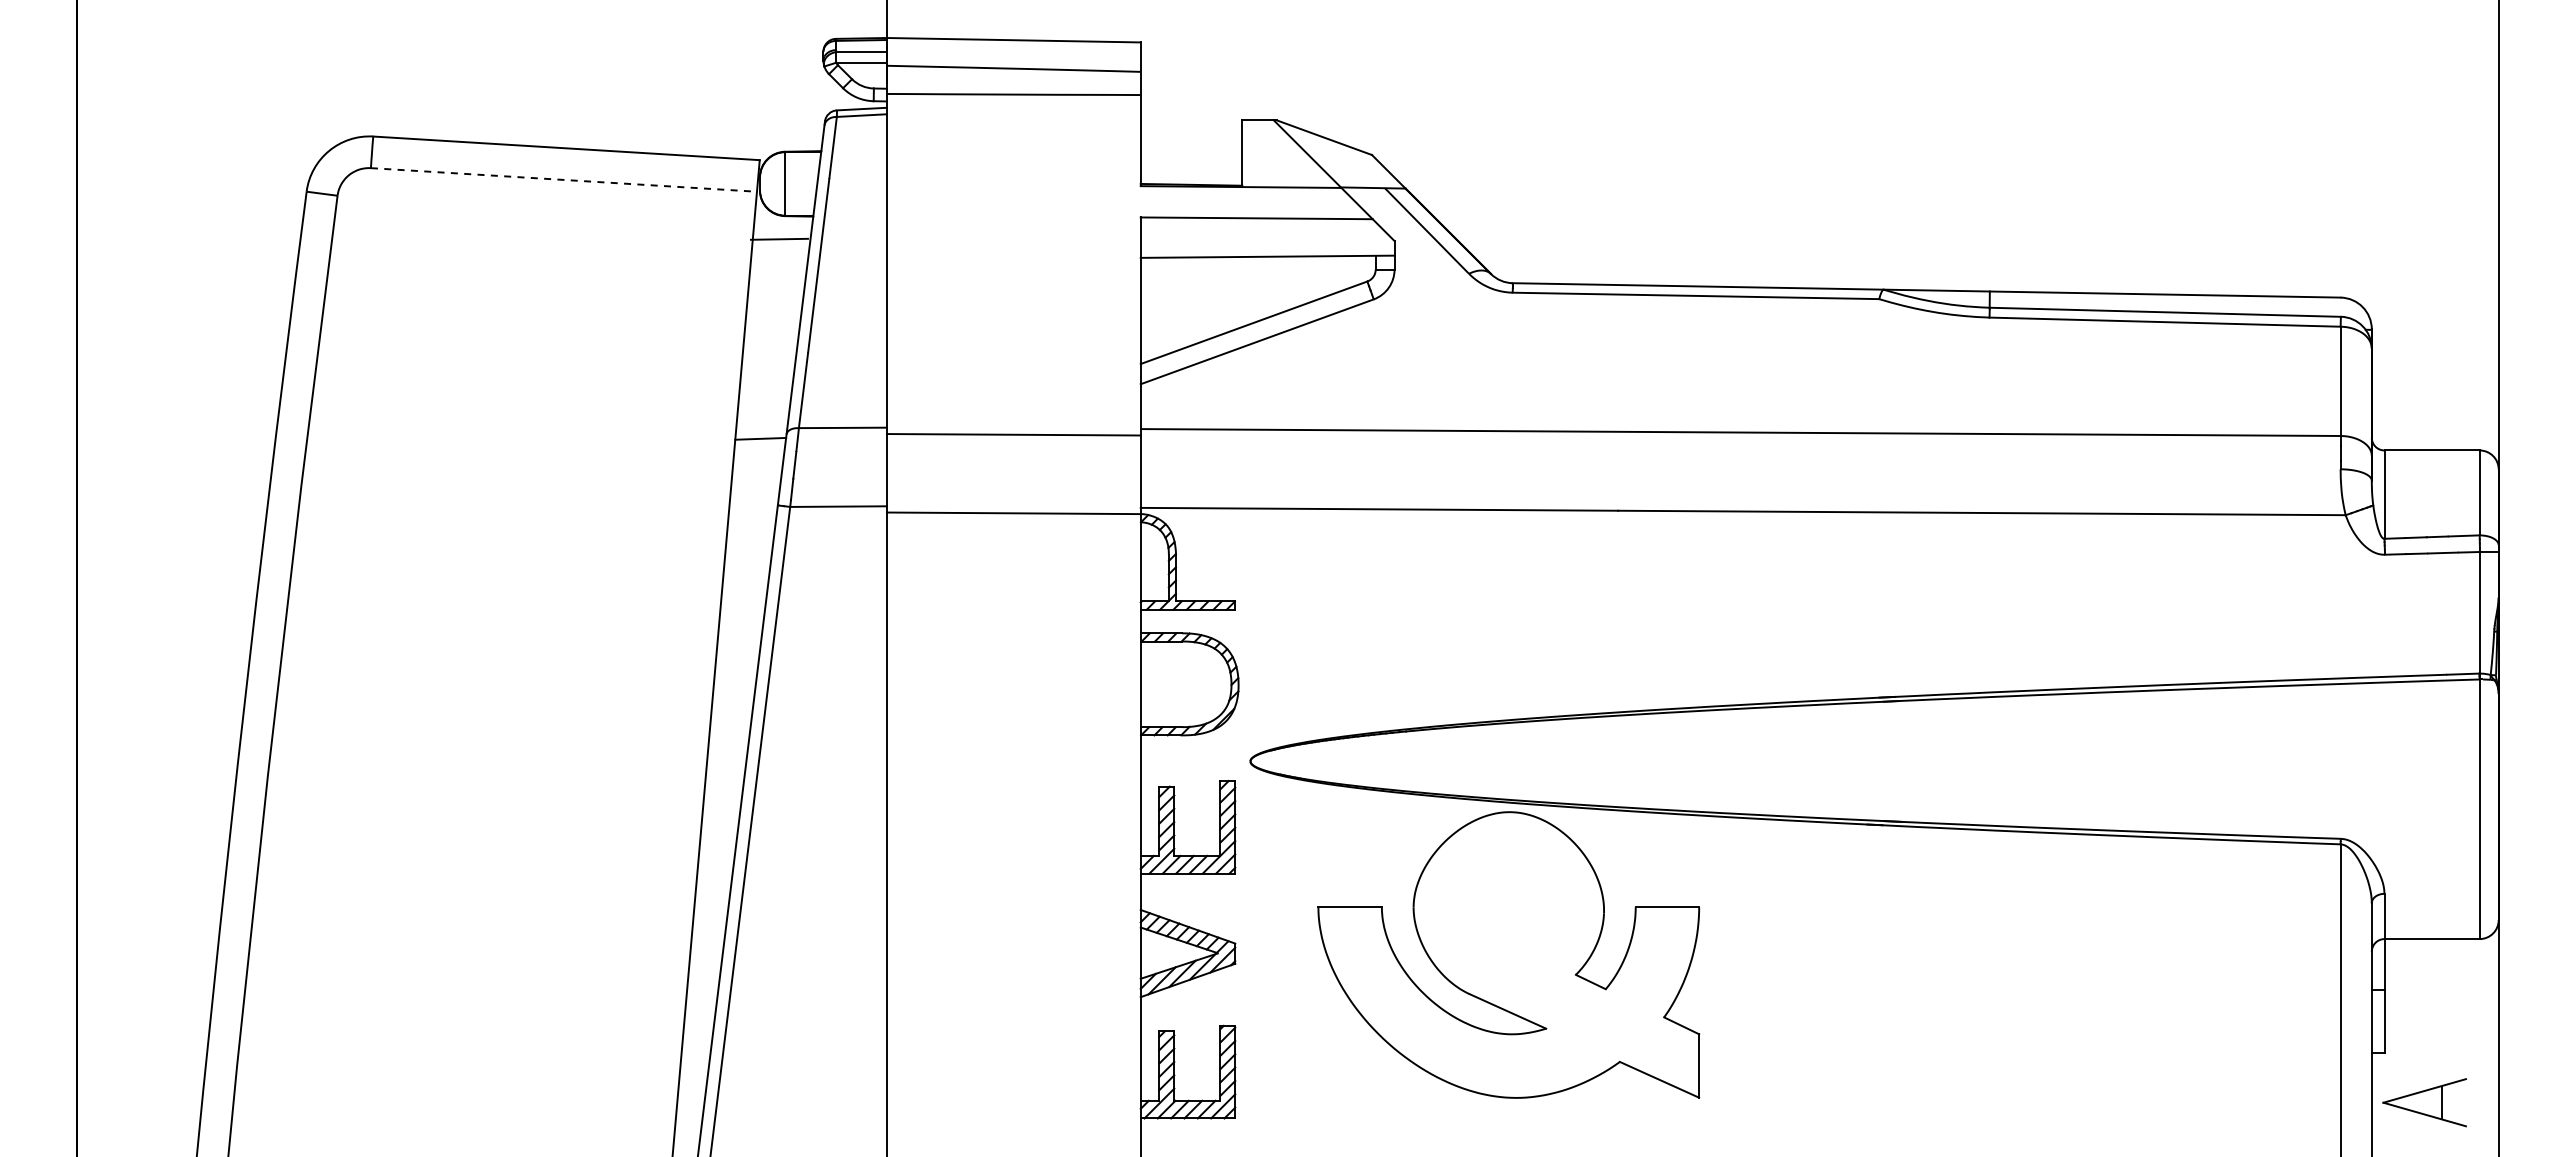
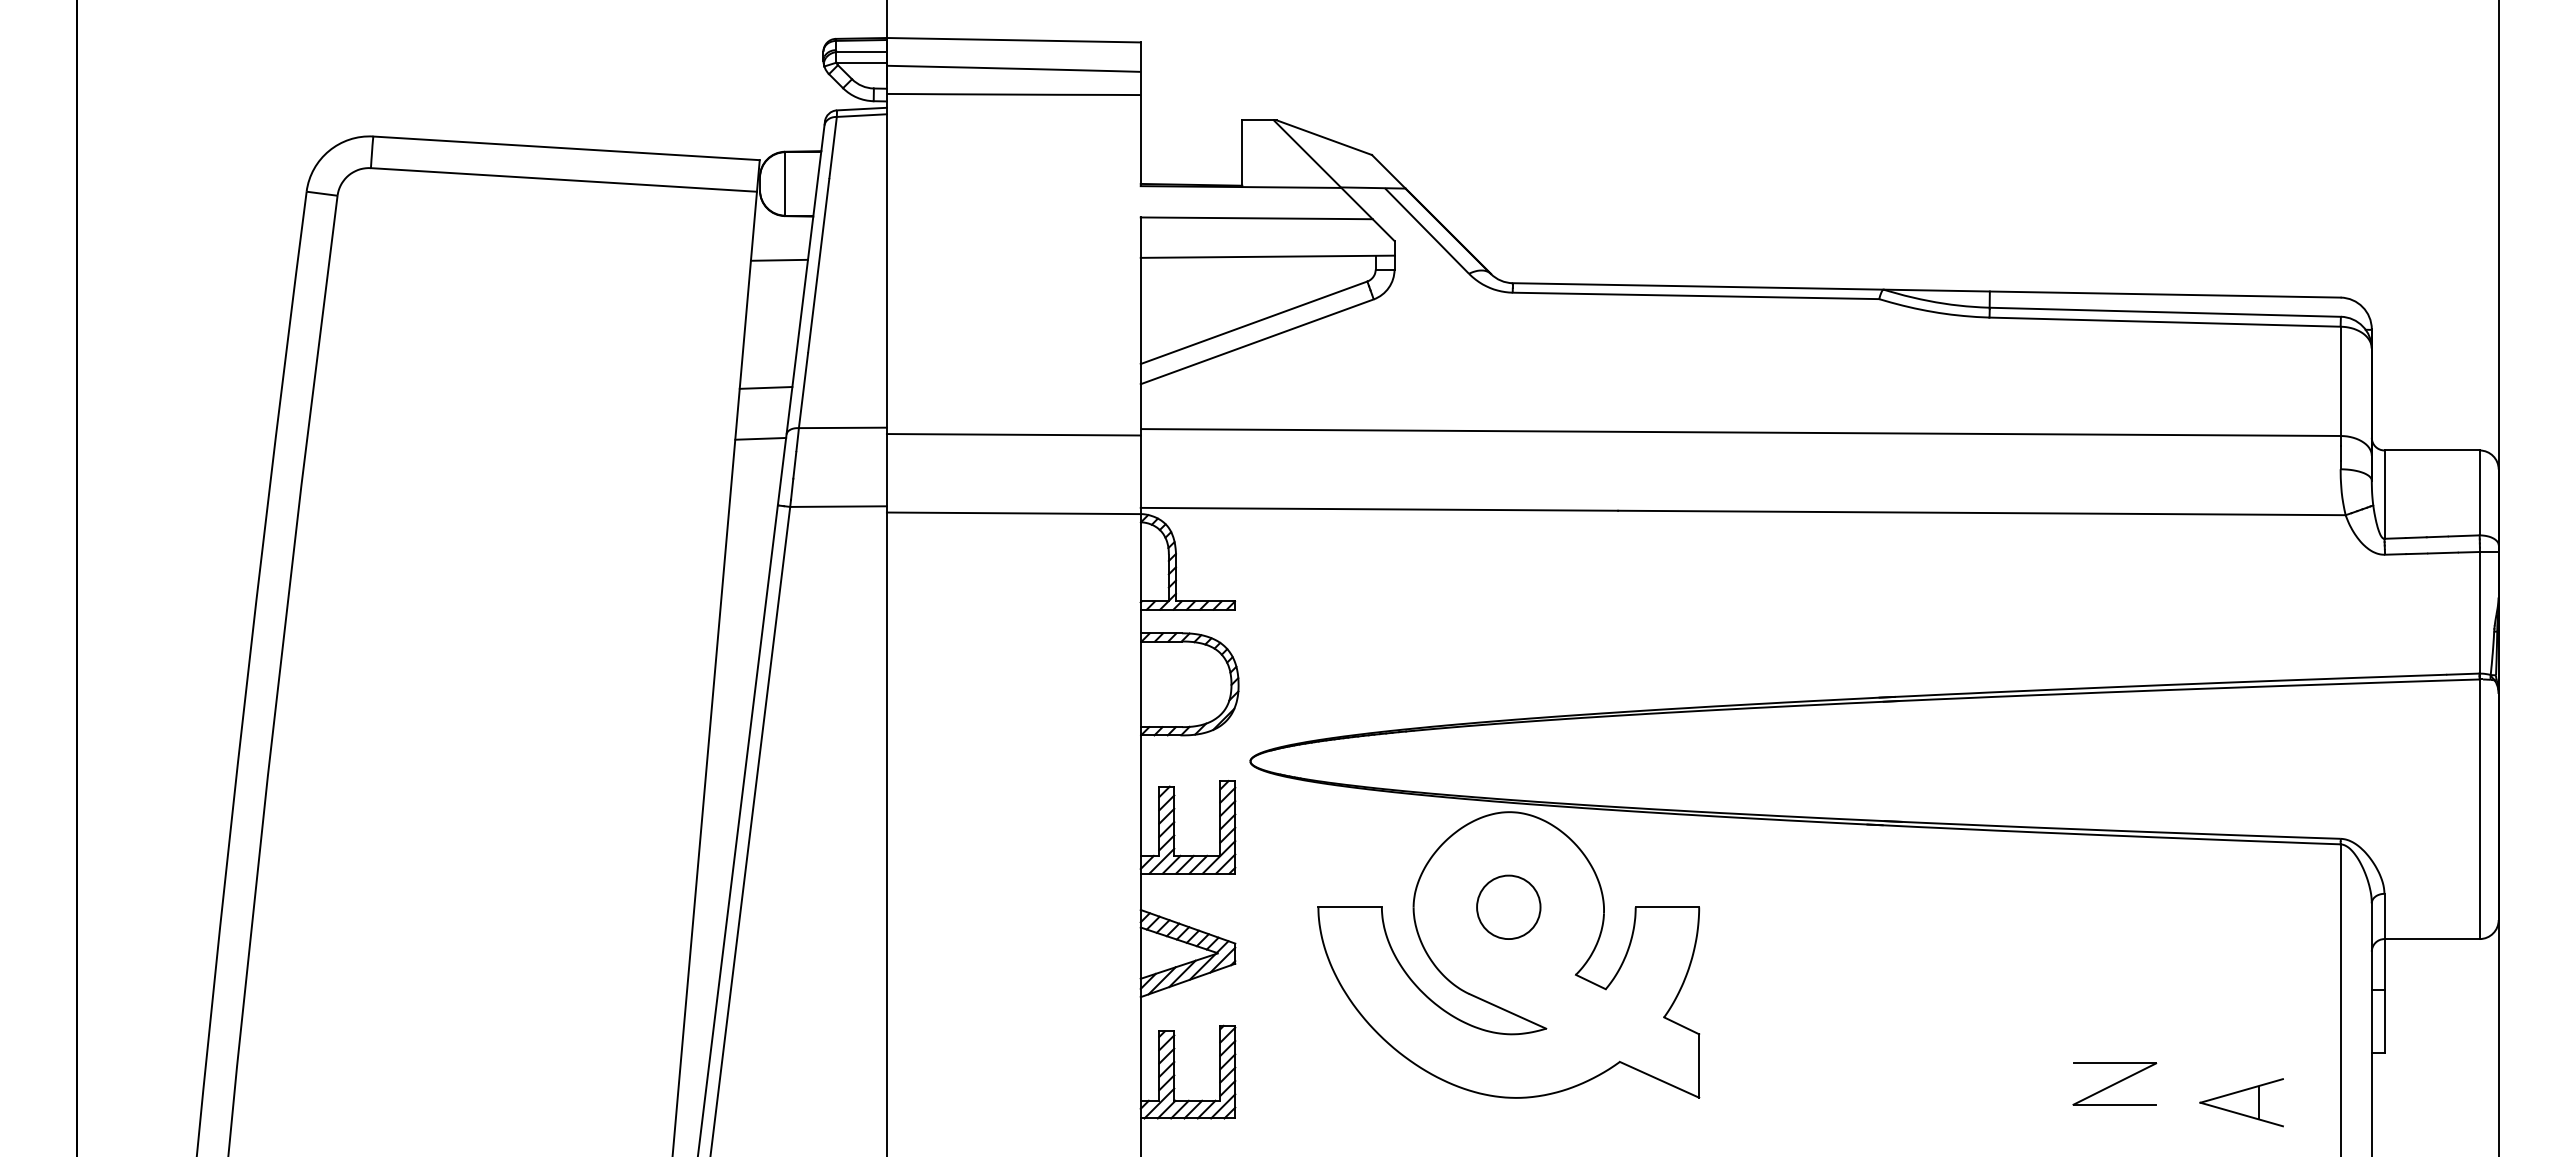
line: dashed -> solid (564, 179)
line position: (778, 238) -> (778, 259) (778, 259)
line: none -> present (765, 387)
part: none -> present (1508, 906)
part: none -> present (2114, 1083)
part position: (2424, 1102) -> (2241, 1102) (2241, 1102)
